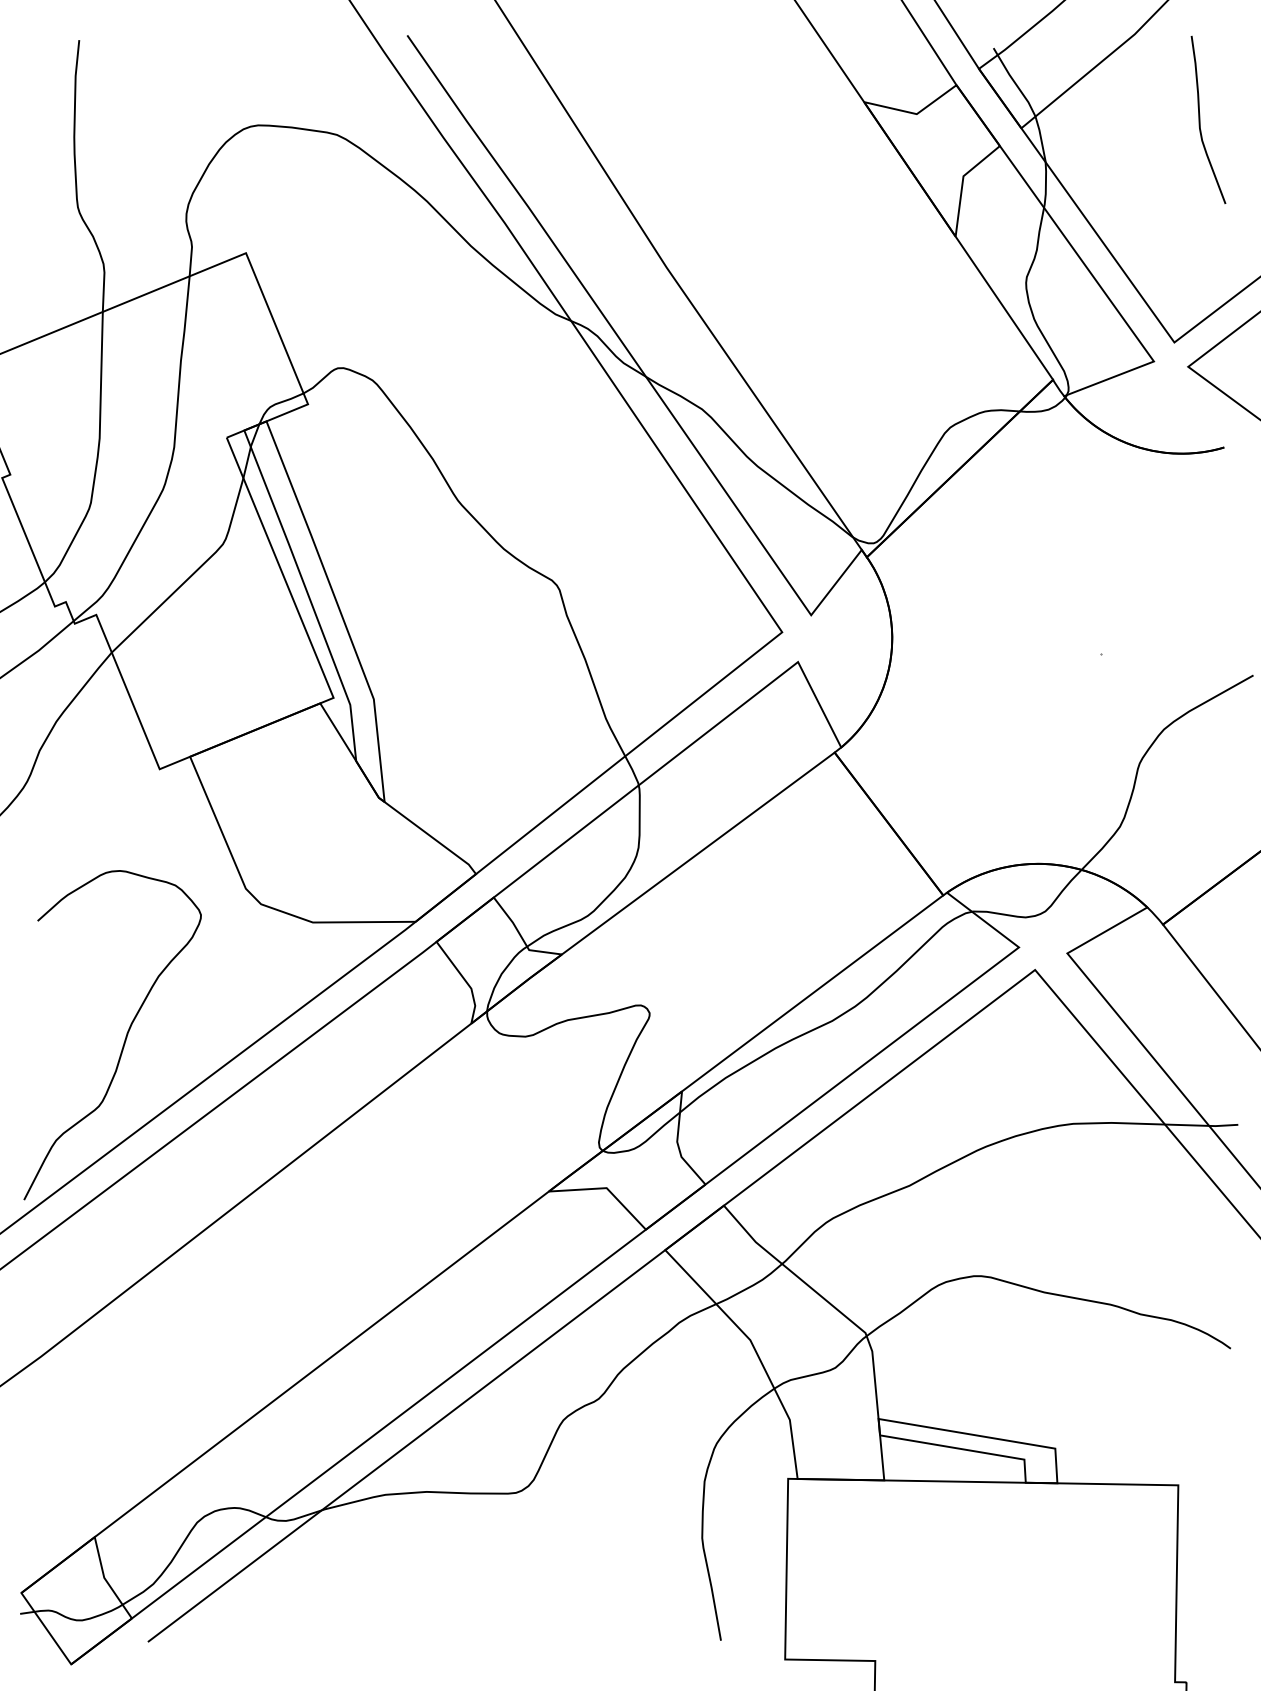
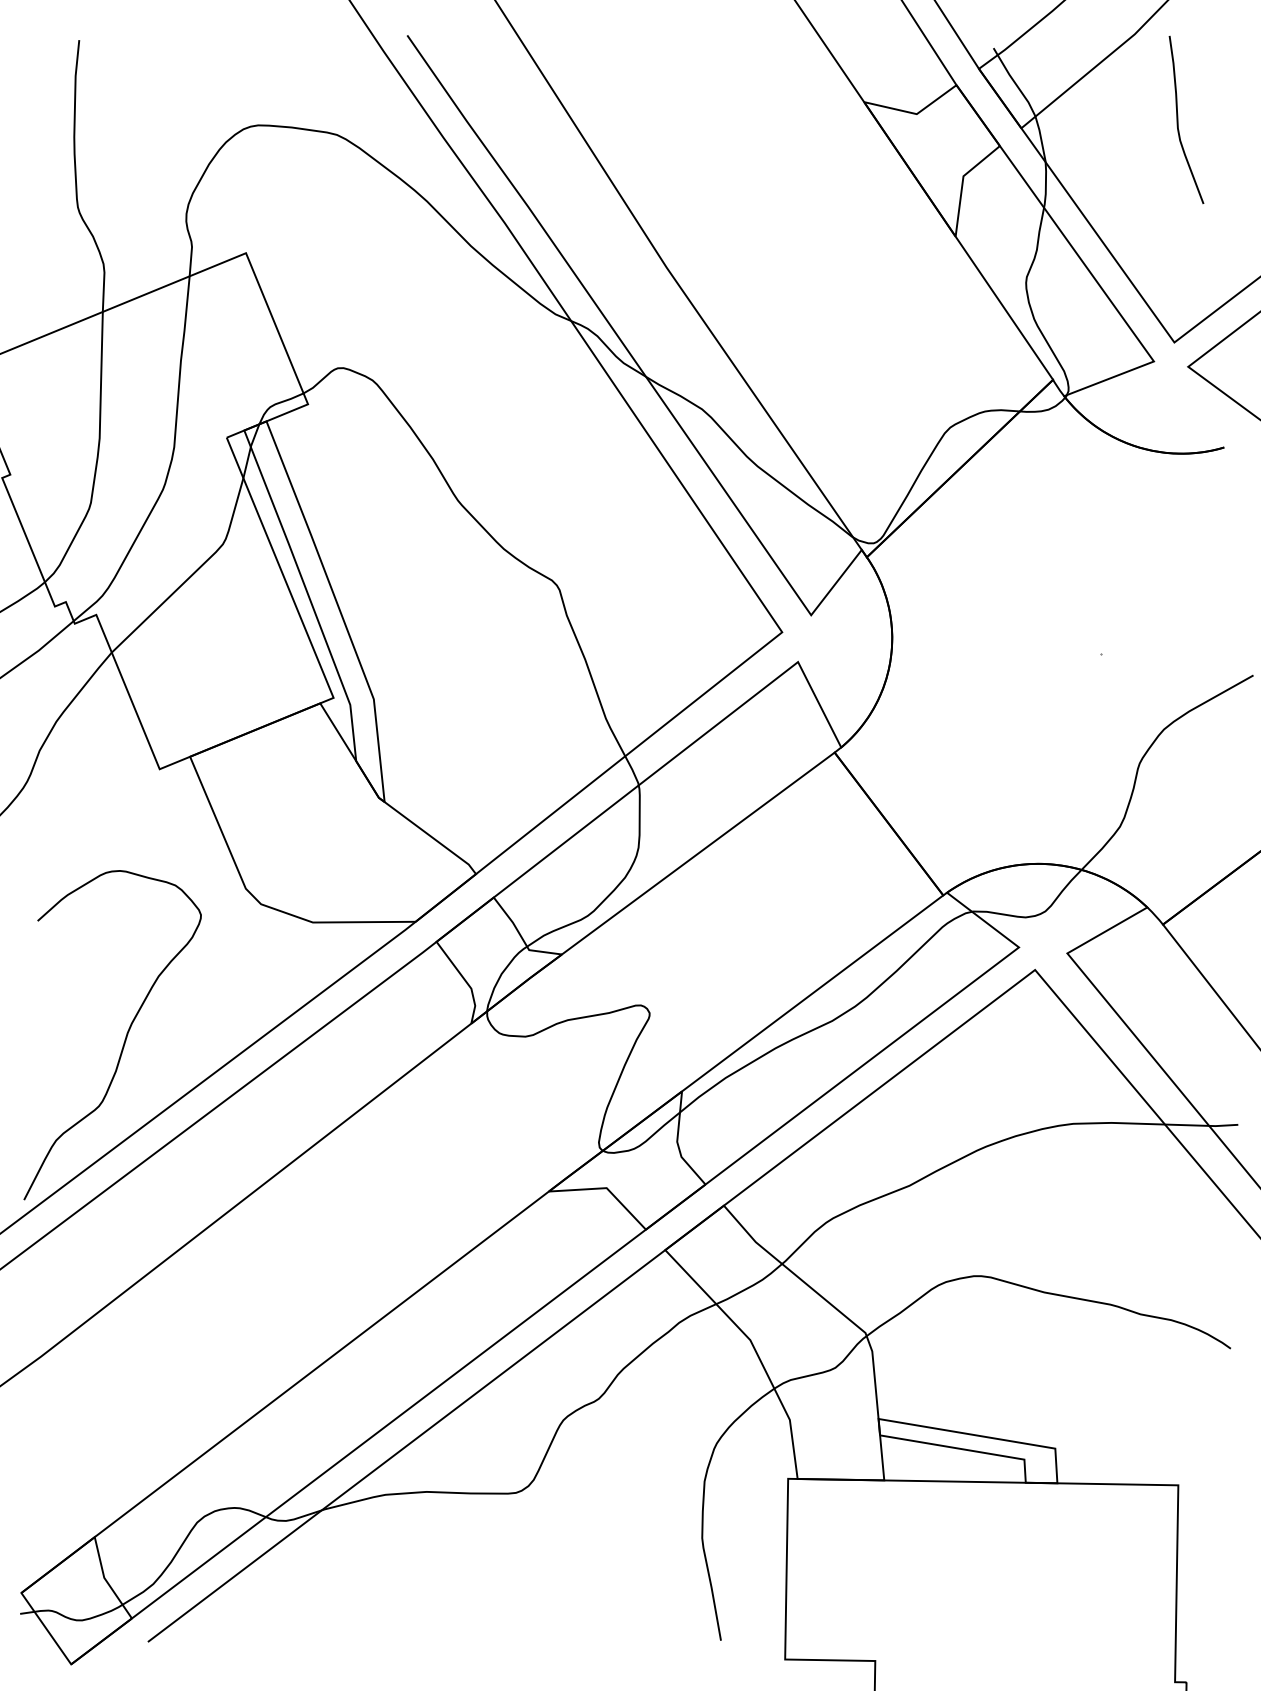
curve position: (1200, 119) -> (1178, 119) (1178, 119)
